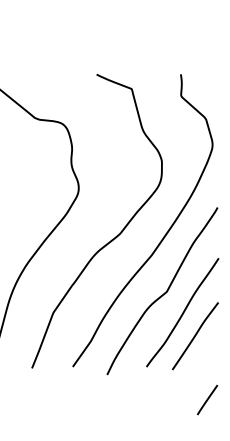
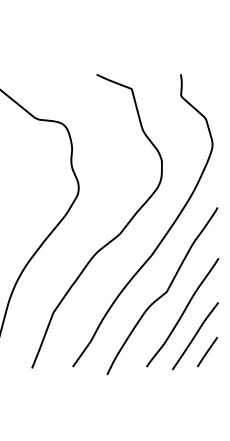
line position: (207, 400) -> (207, 352) (207, 352)
